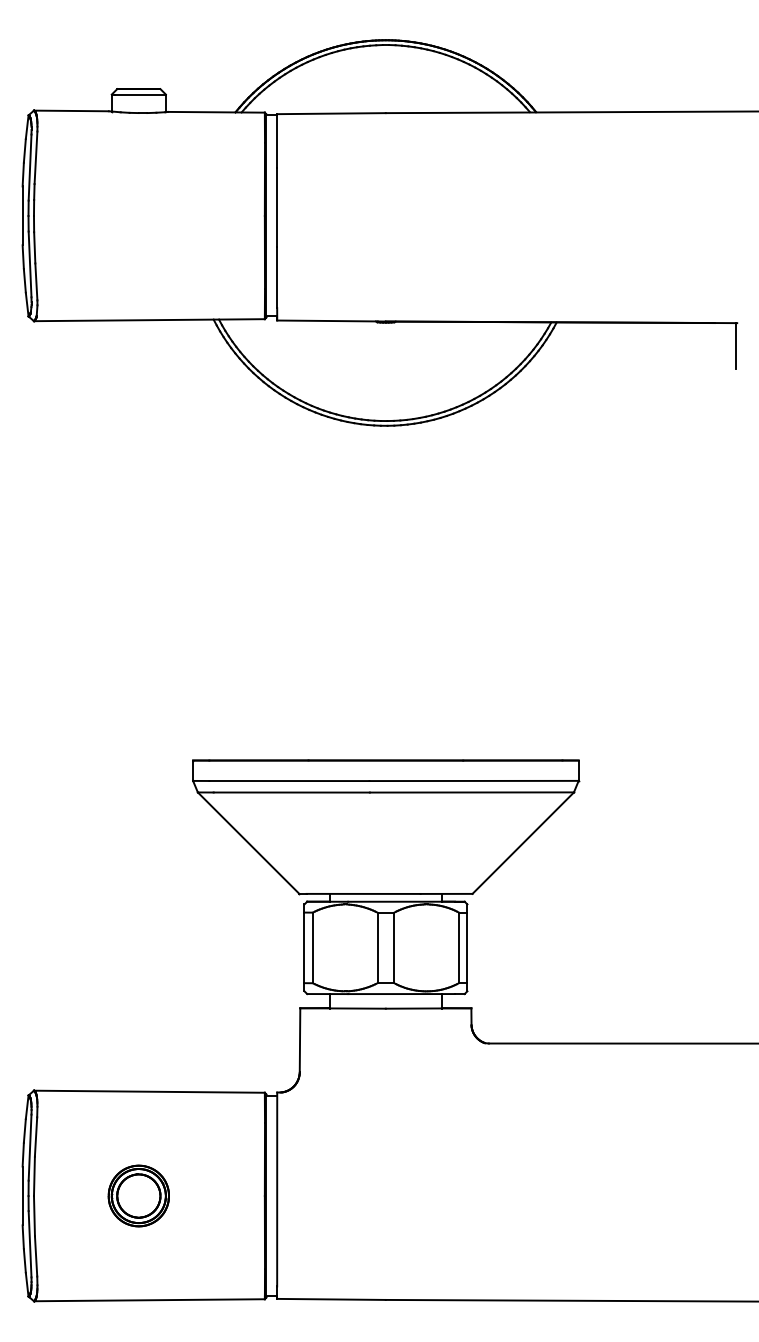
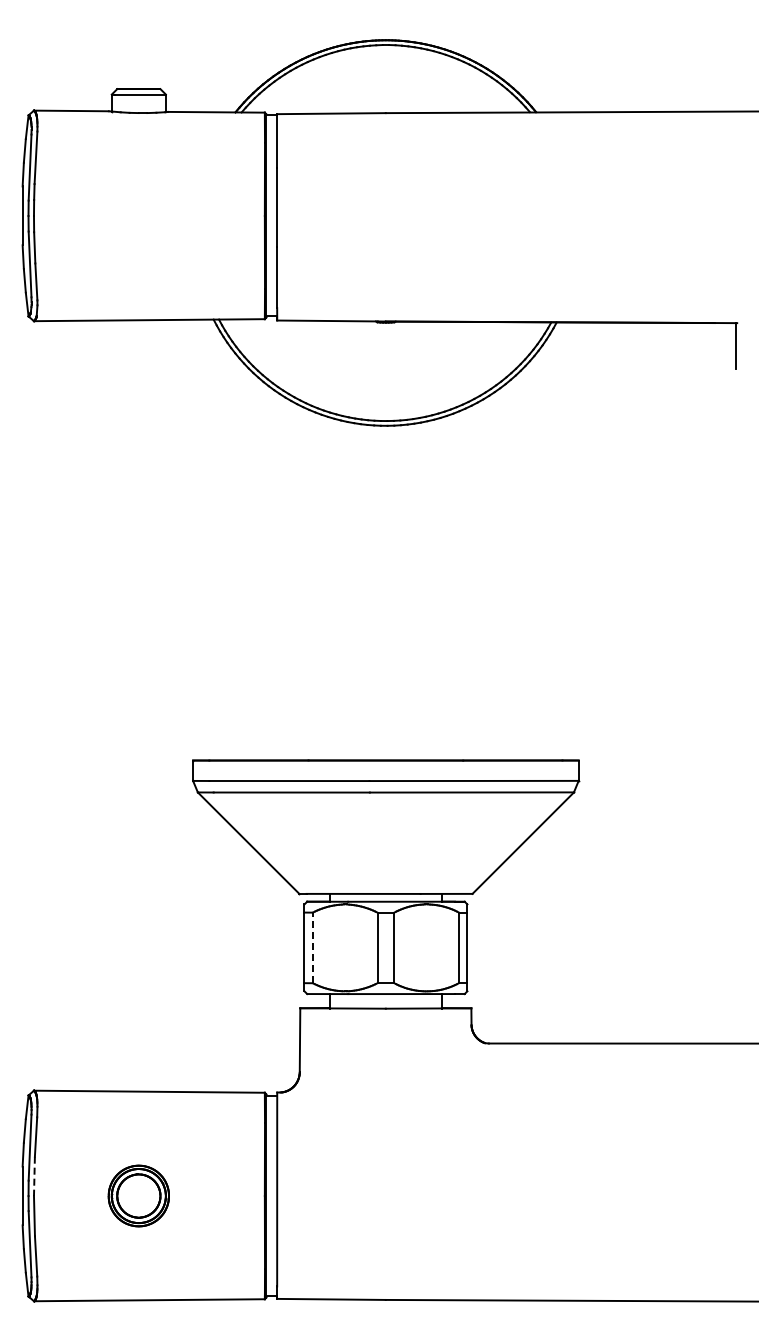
line: solid -> dashed (312, 947)
line: solid -> dashed (34, 1176)
